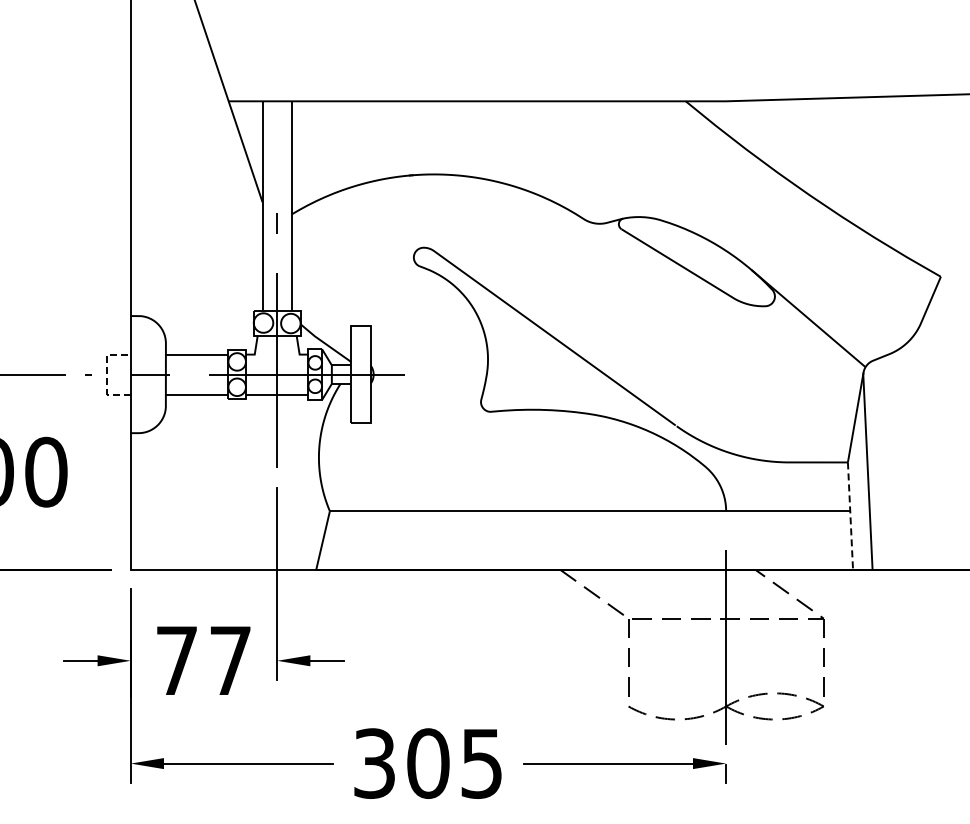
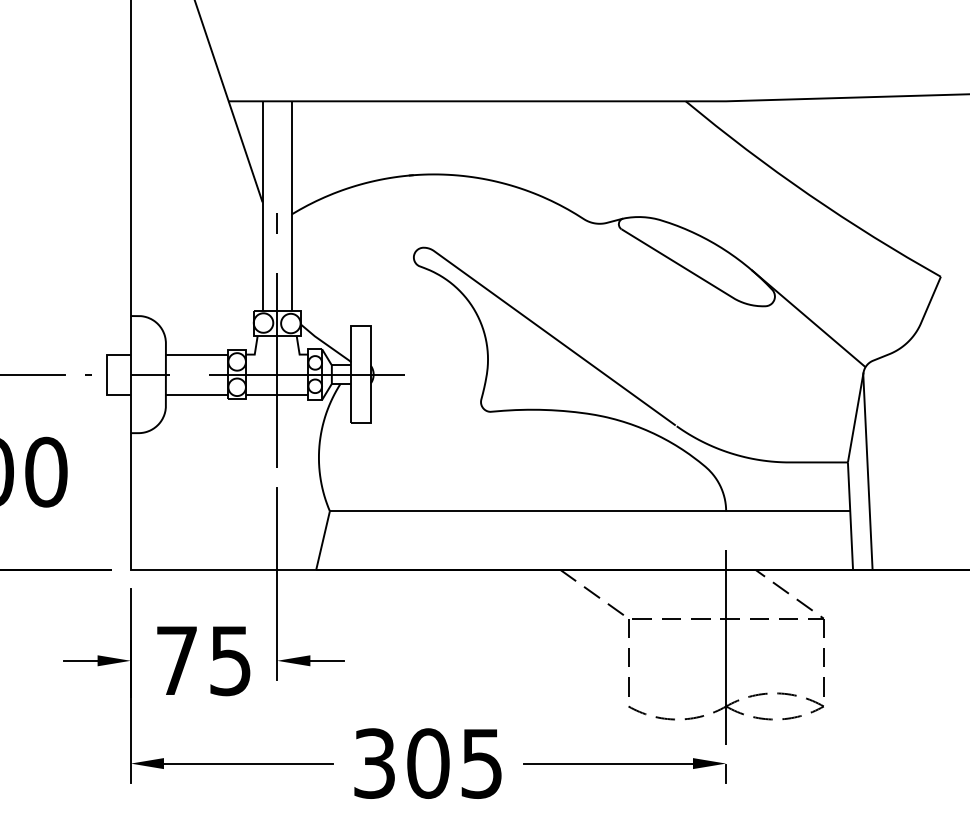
line: dashed -> solid (107, 374)
line: dashed -> solid (850, 516)
text: 77 -> 75 (230, 661)
